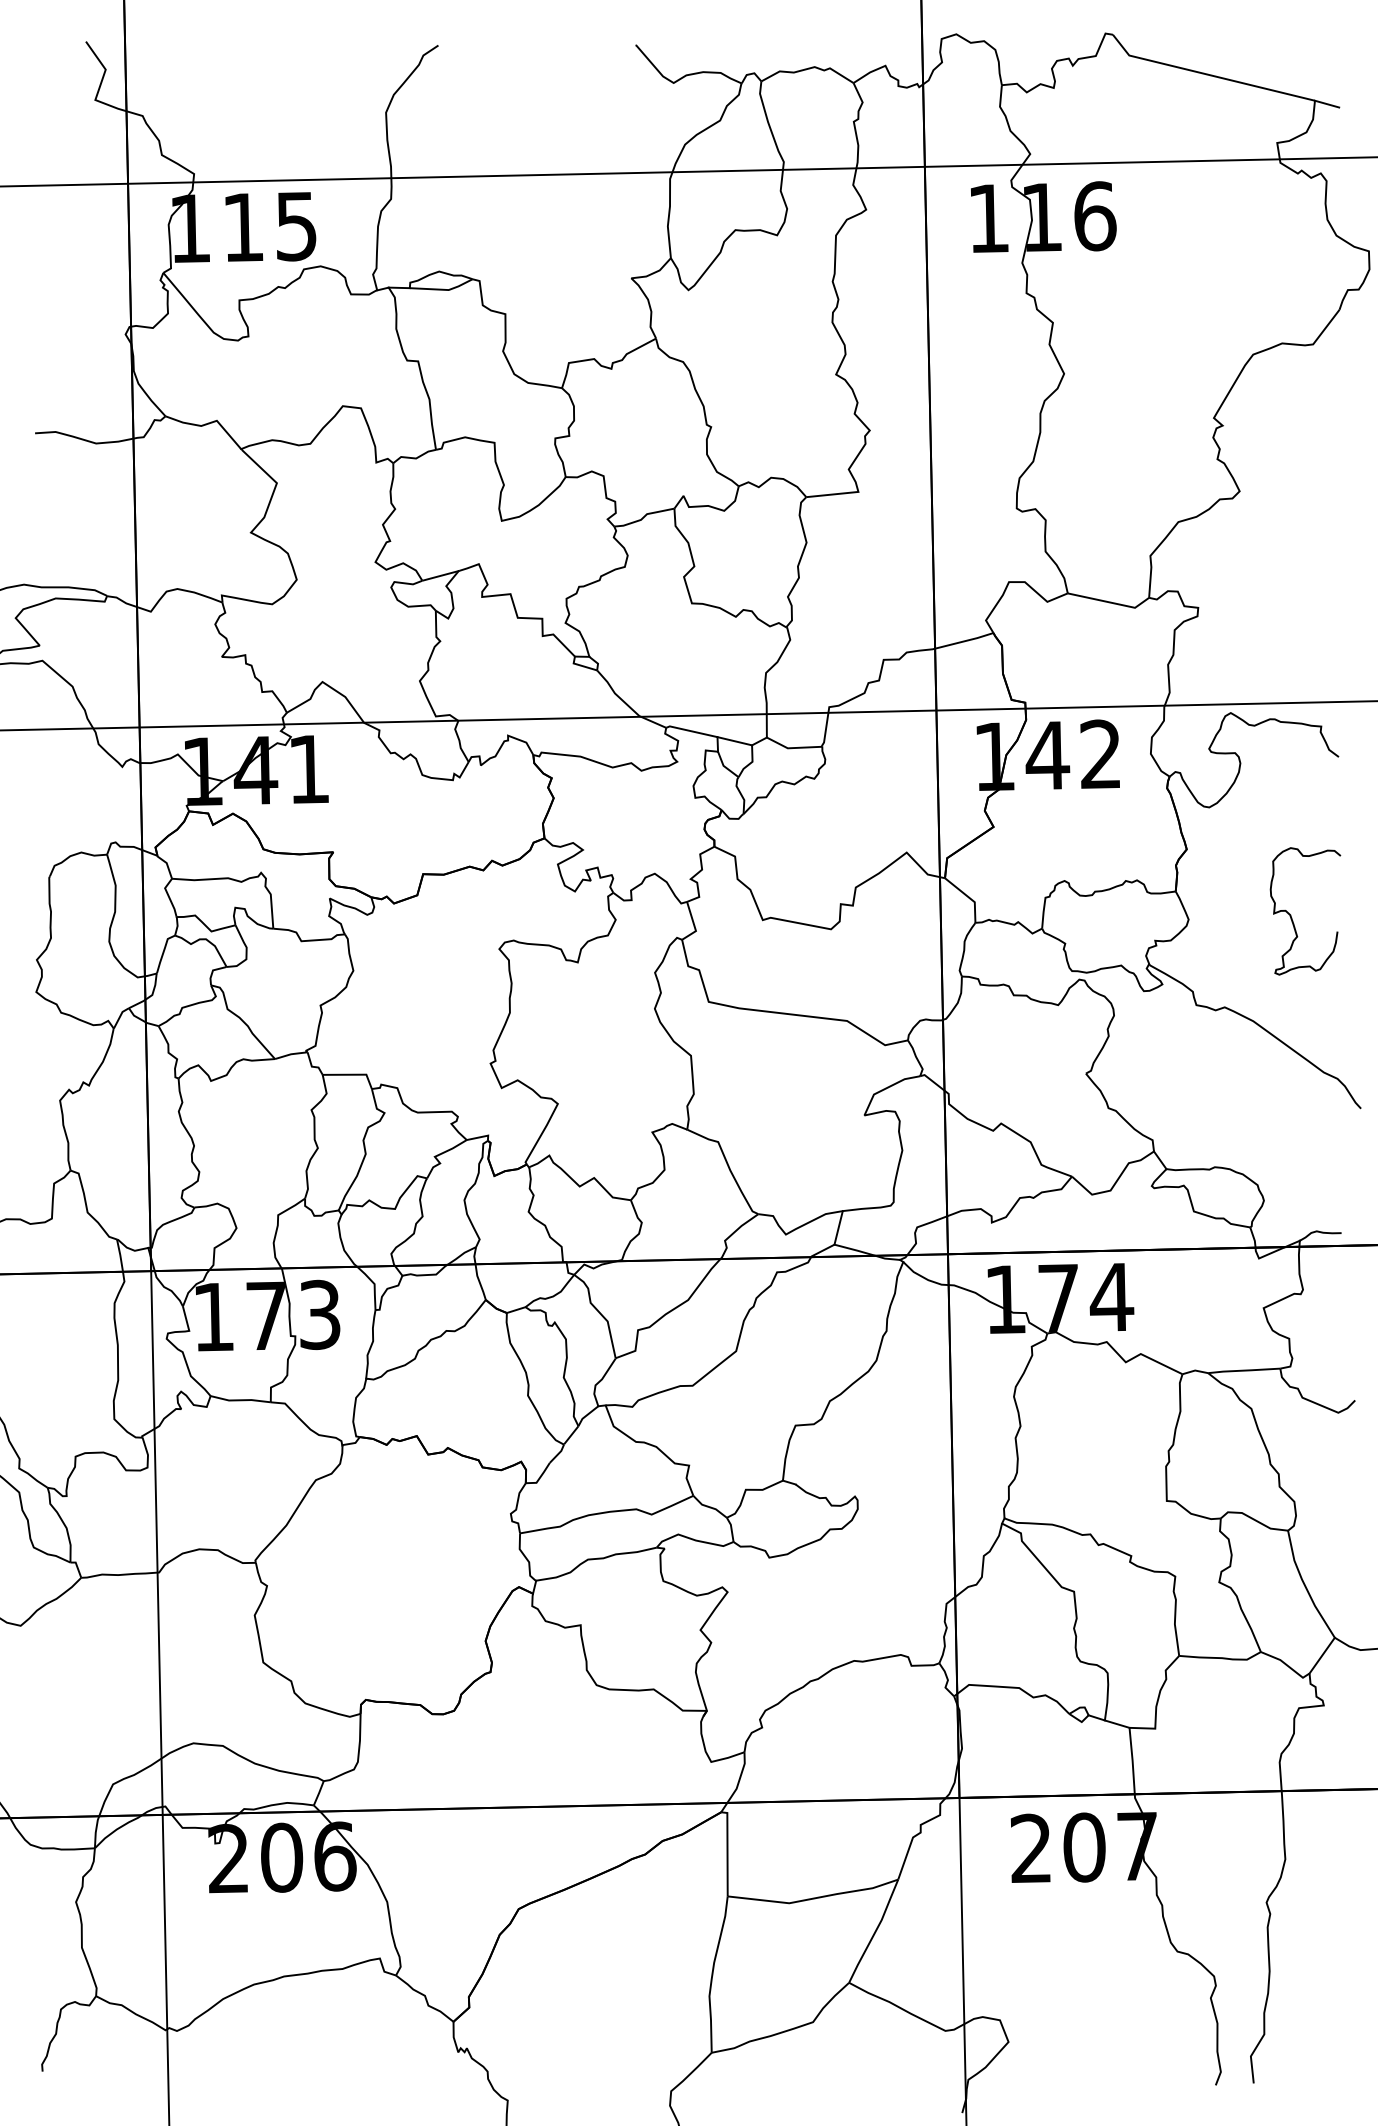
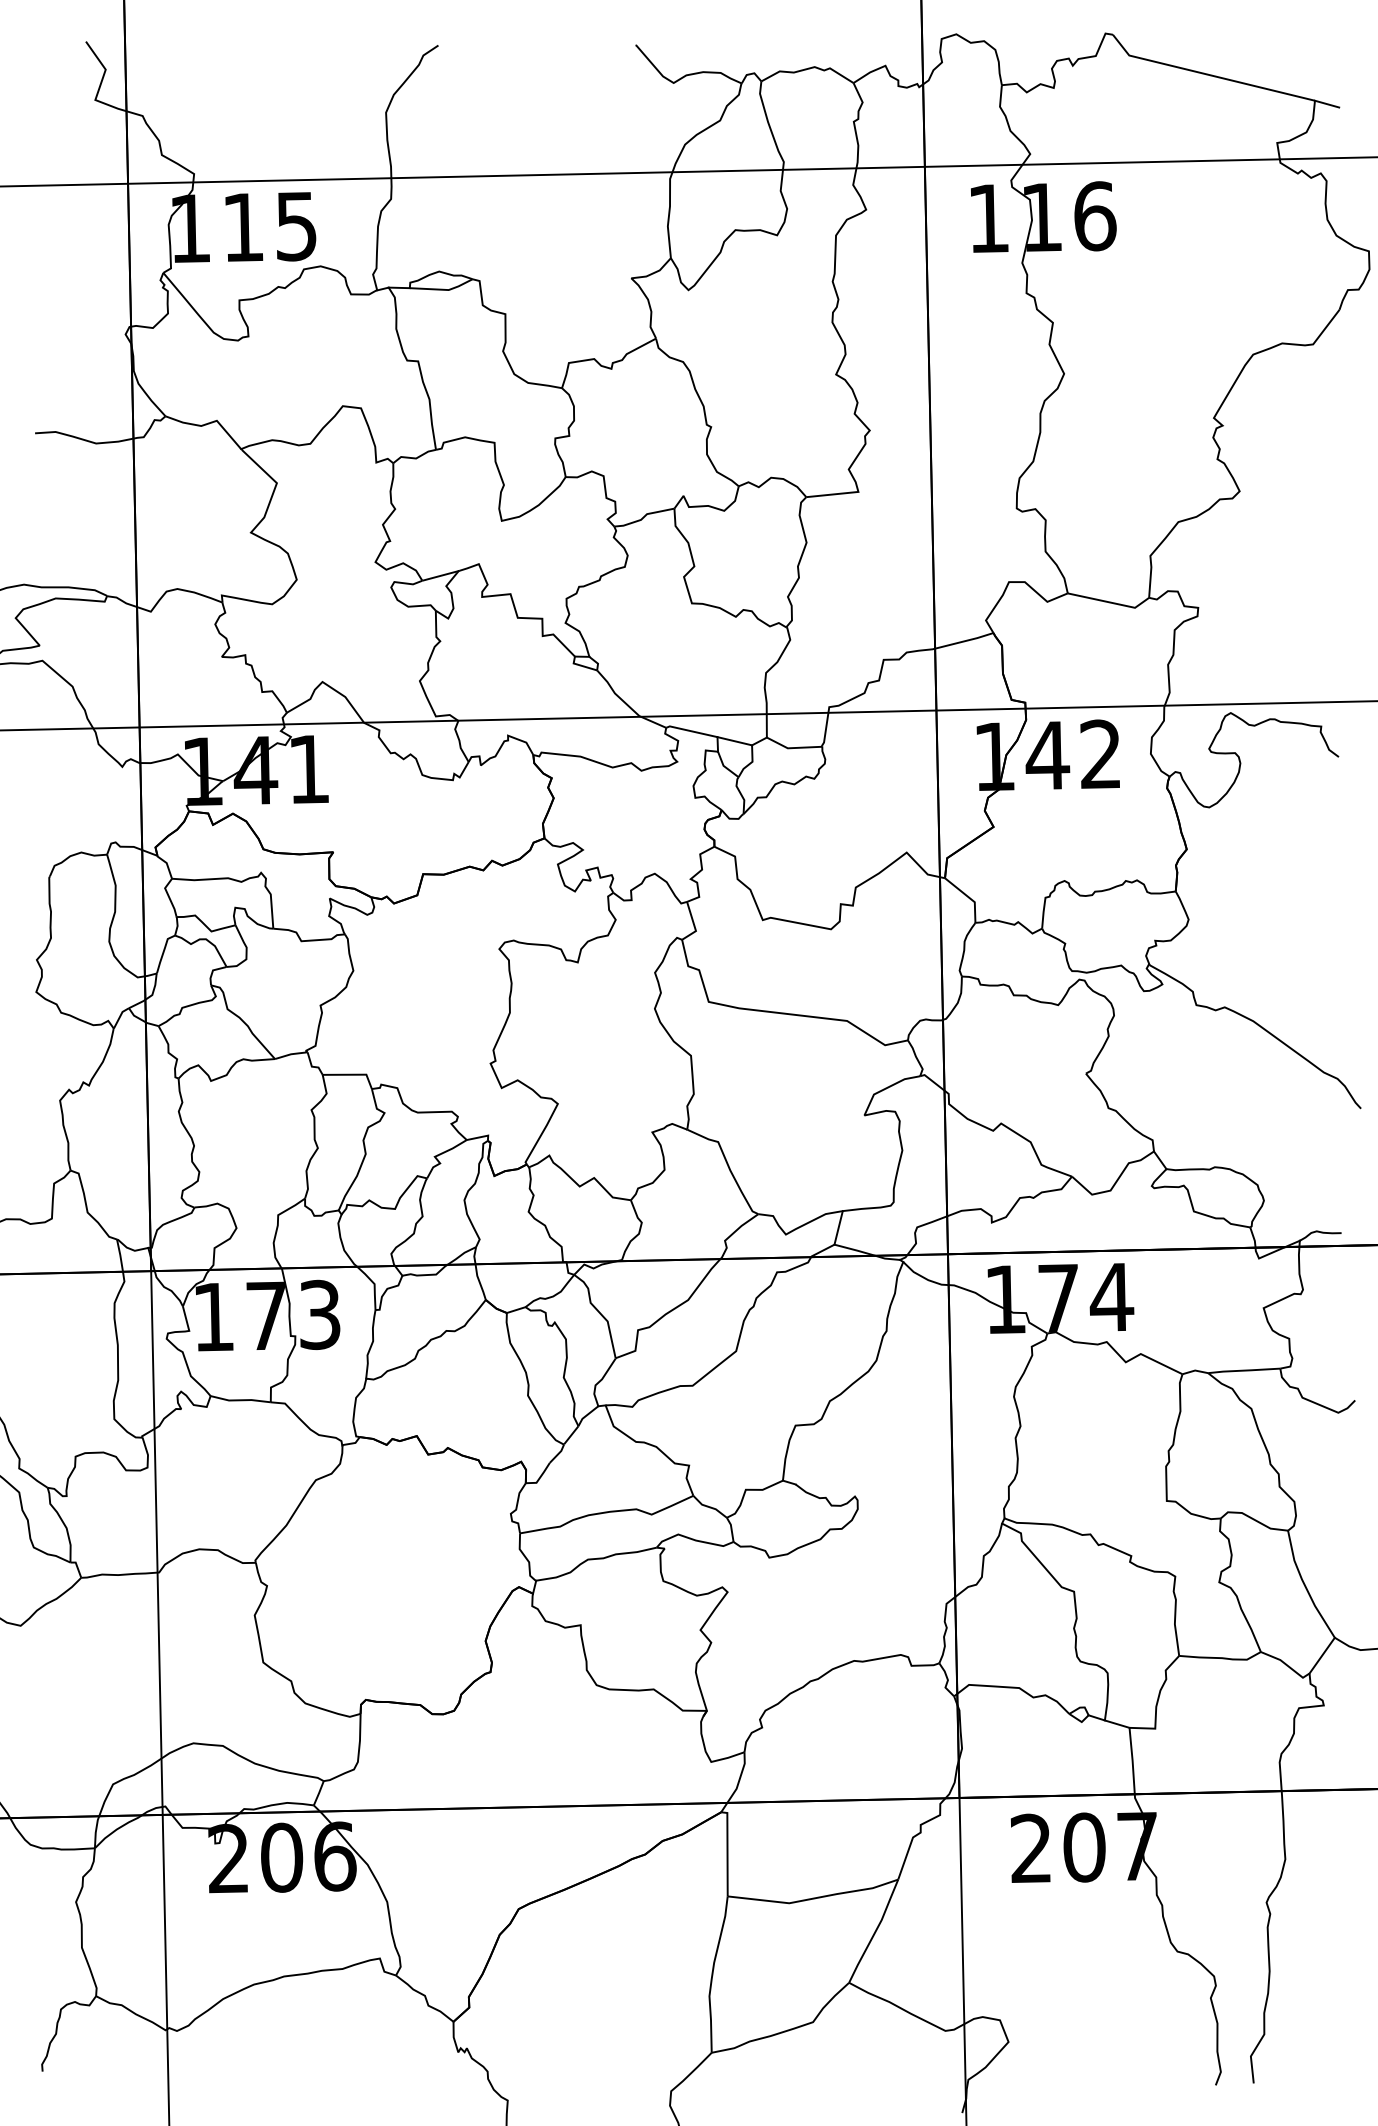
curve: present -> none (1291, 915)
